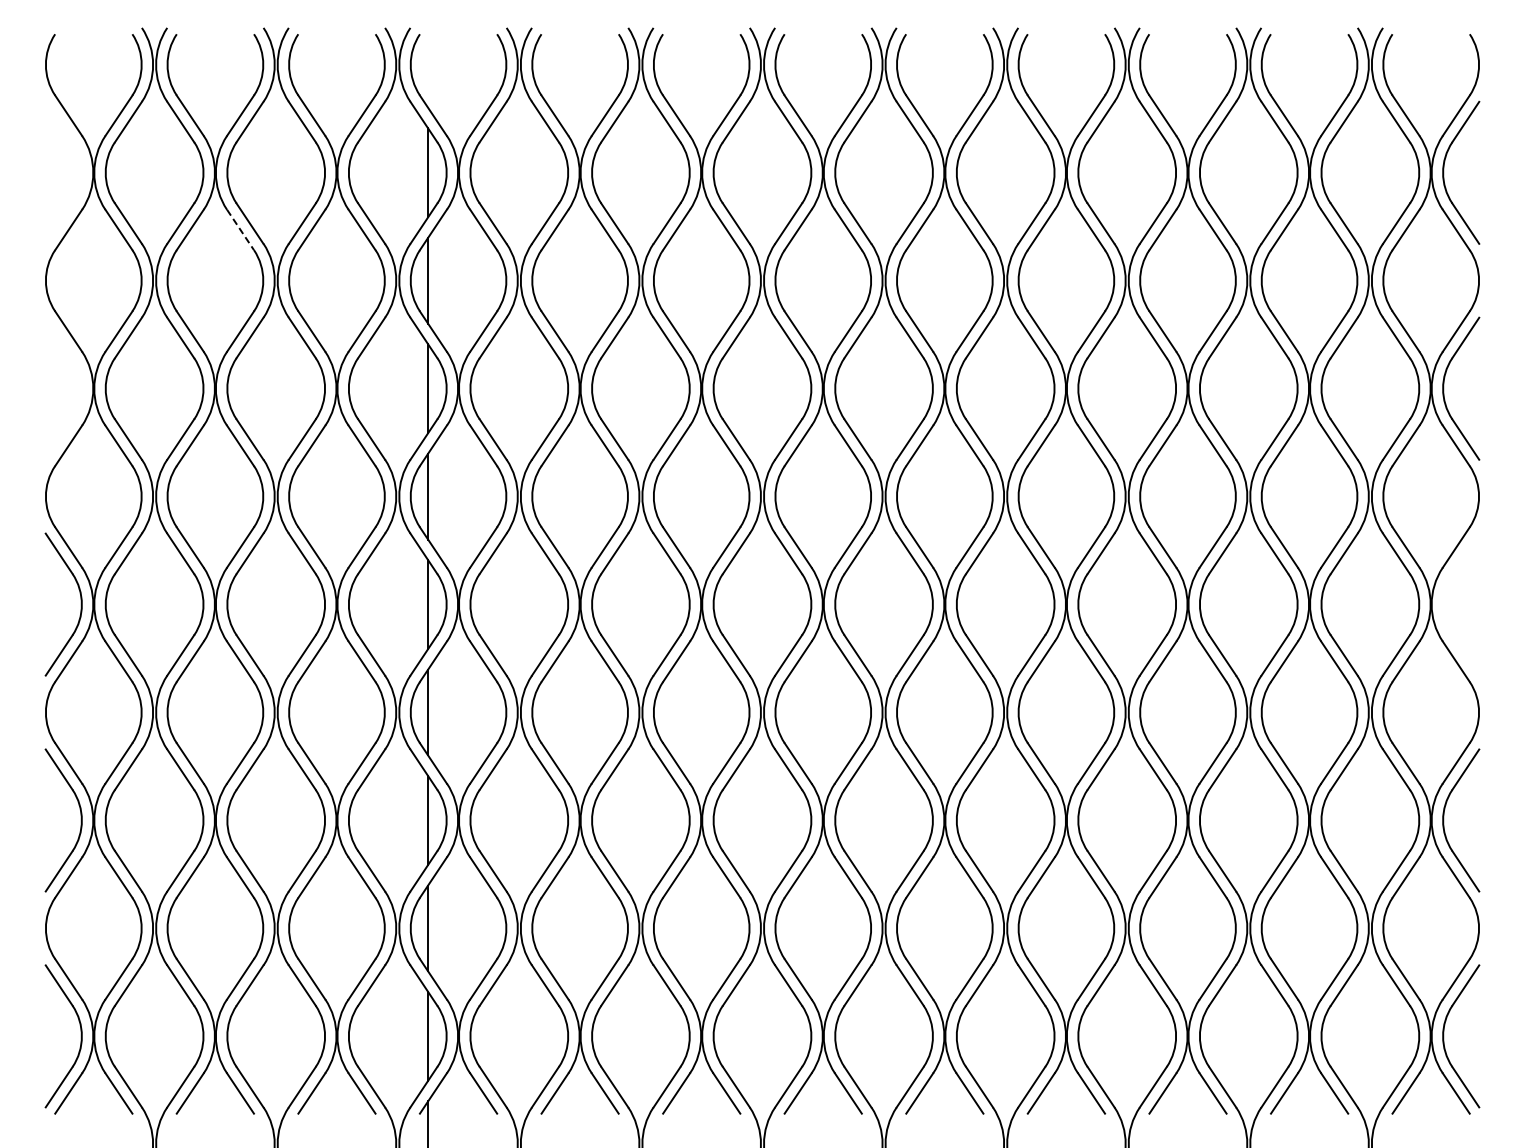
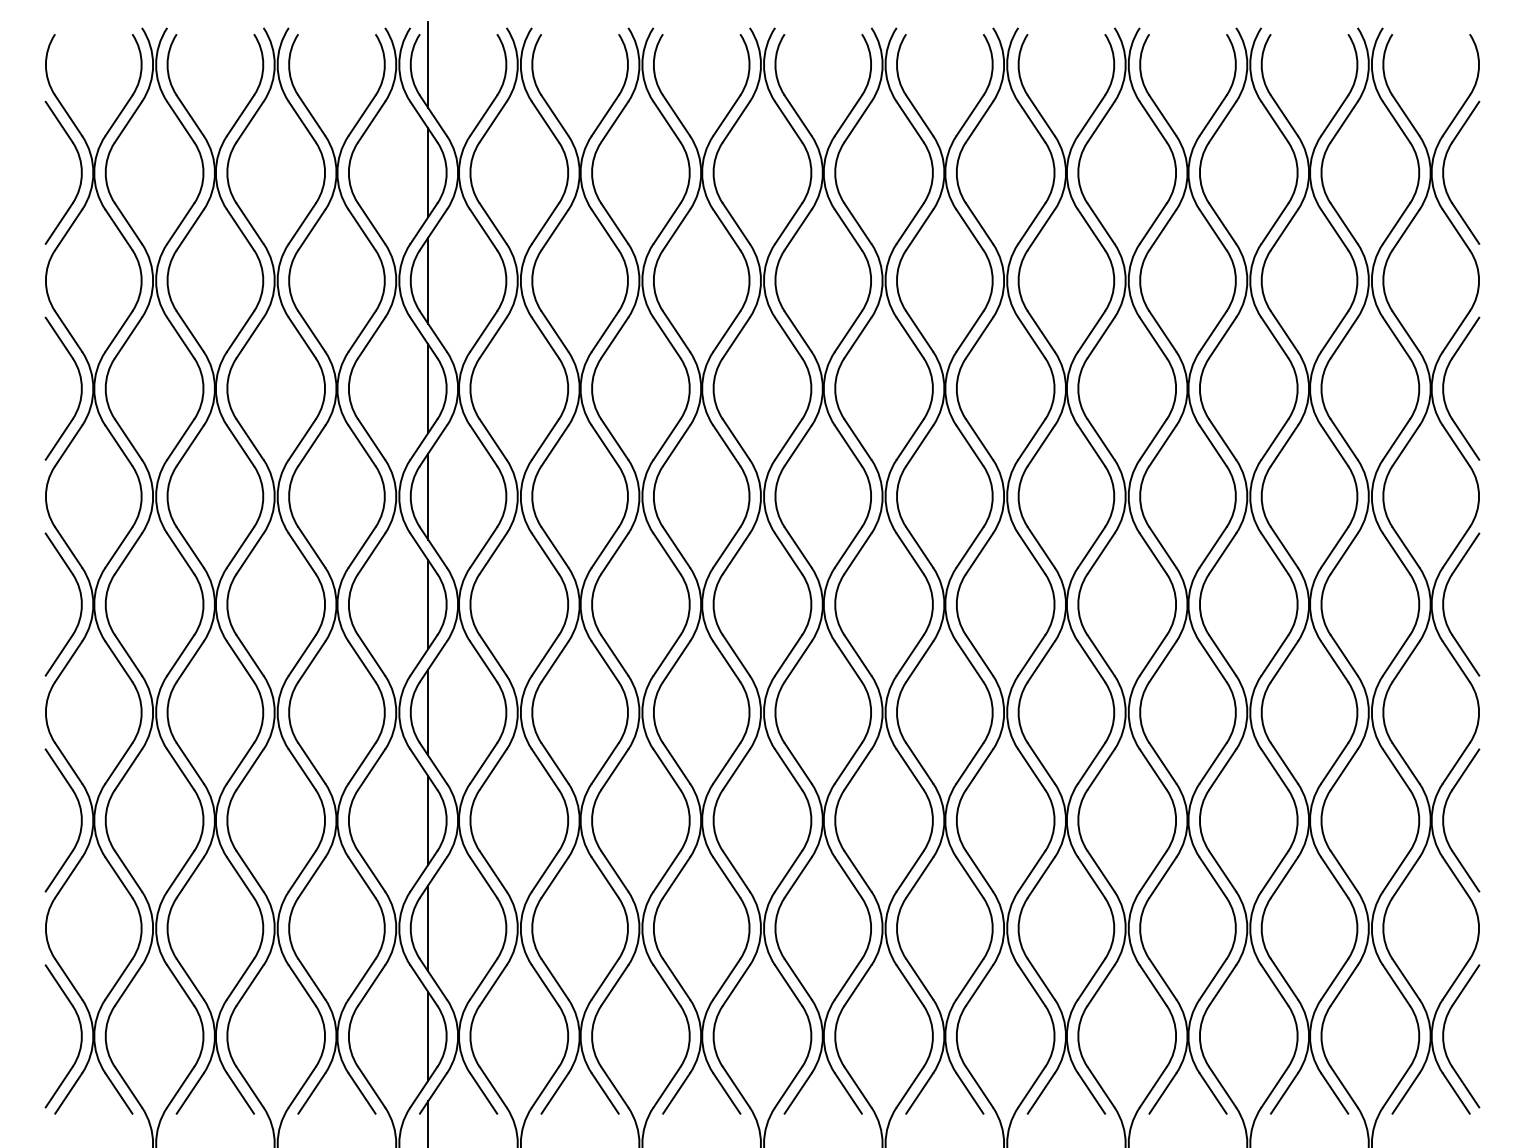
line: none -> present (428, 64)
part: none -> present (80, 172)
line: dashed -> solid (240, 230)
part: none -> present (80, 388)
part: none -> present (1444, 604)
